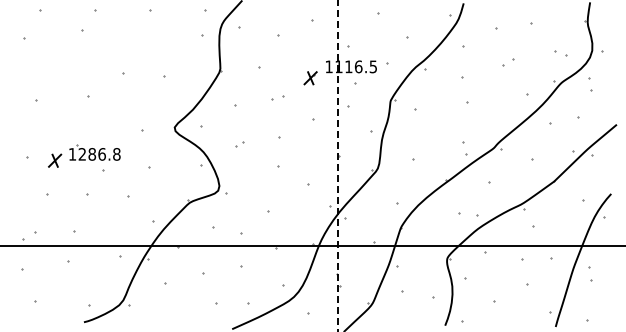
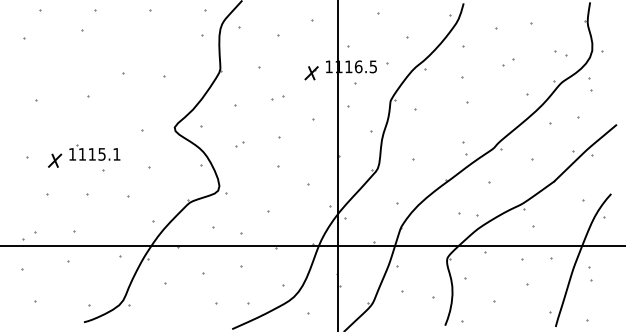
part position: (310, 78) -> (311, 73) (311, 73)
text: 1286.8 -> 1115.1 (99, 154)
line: dashed -> solid (338, 166)
